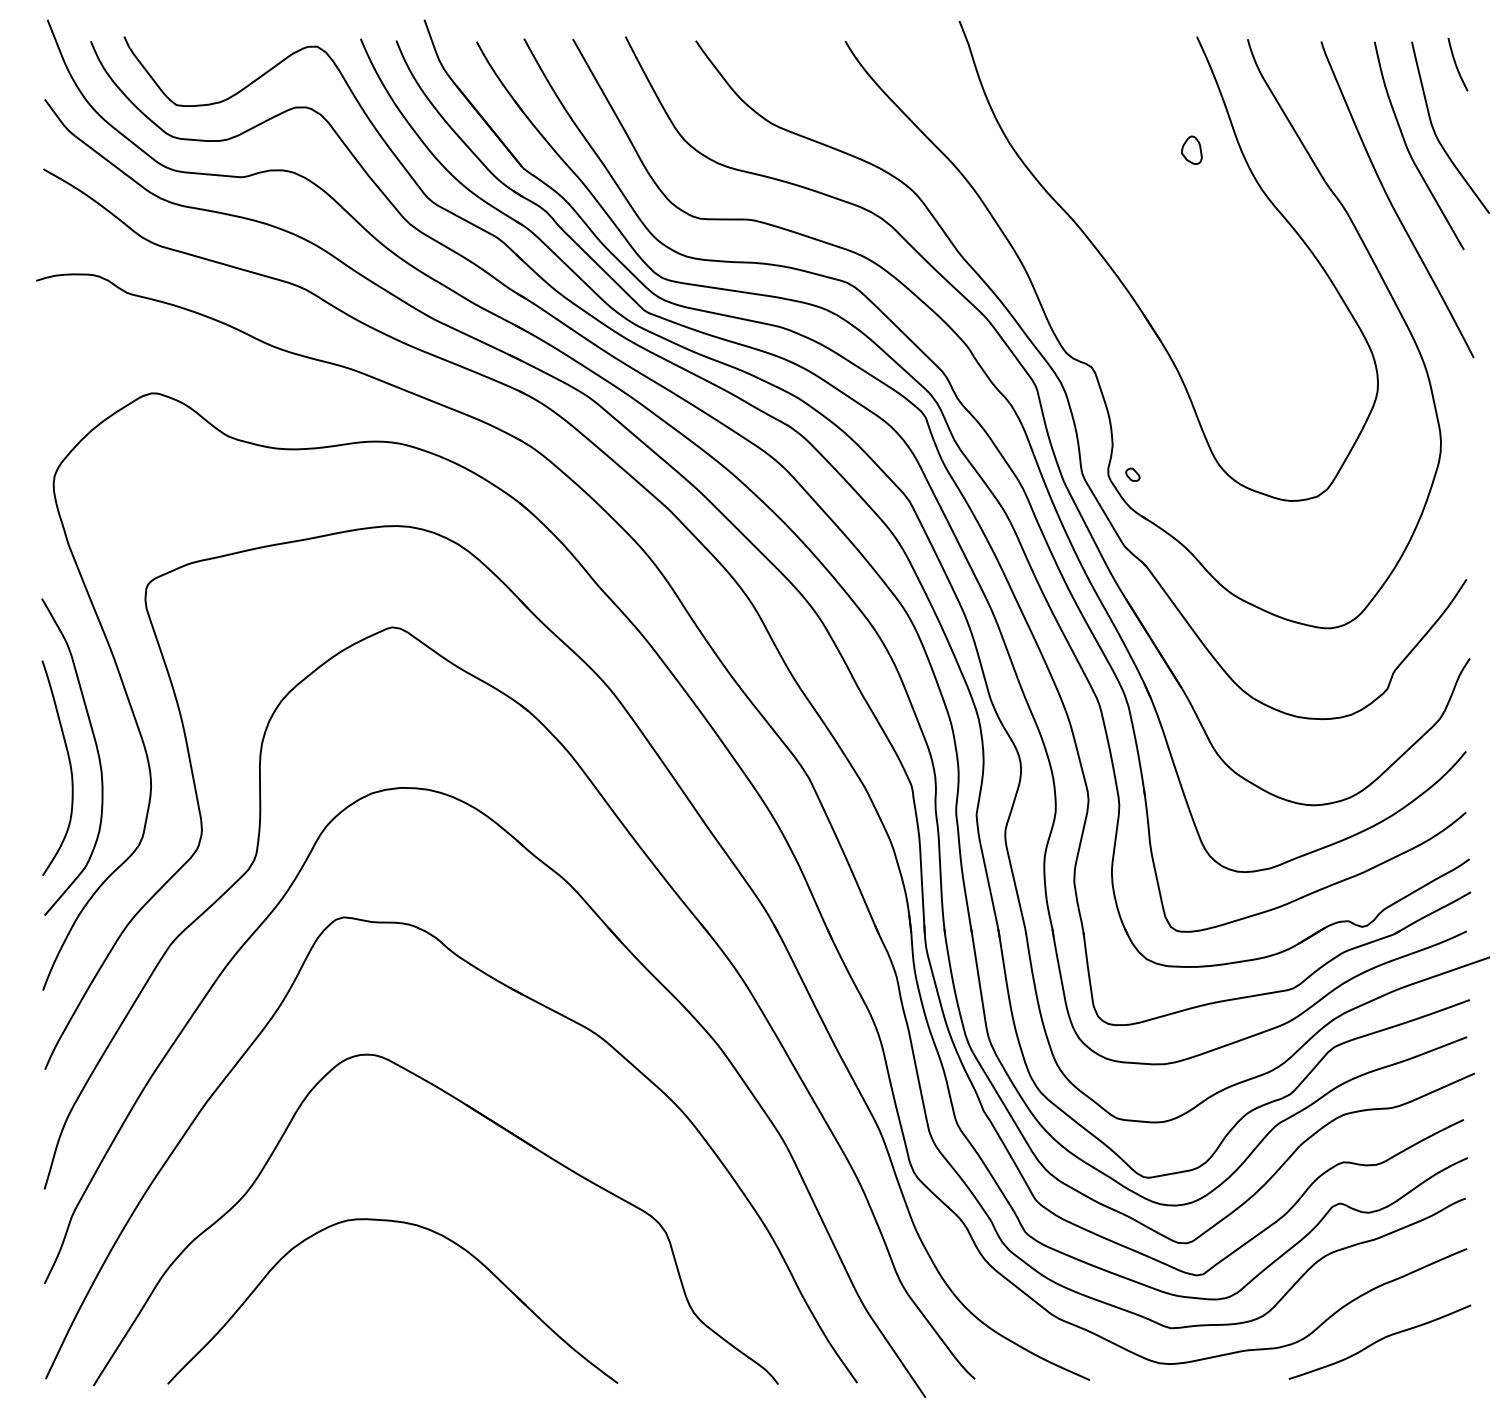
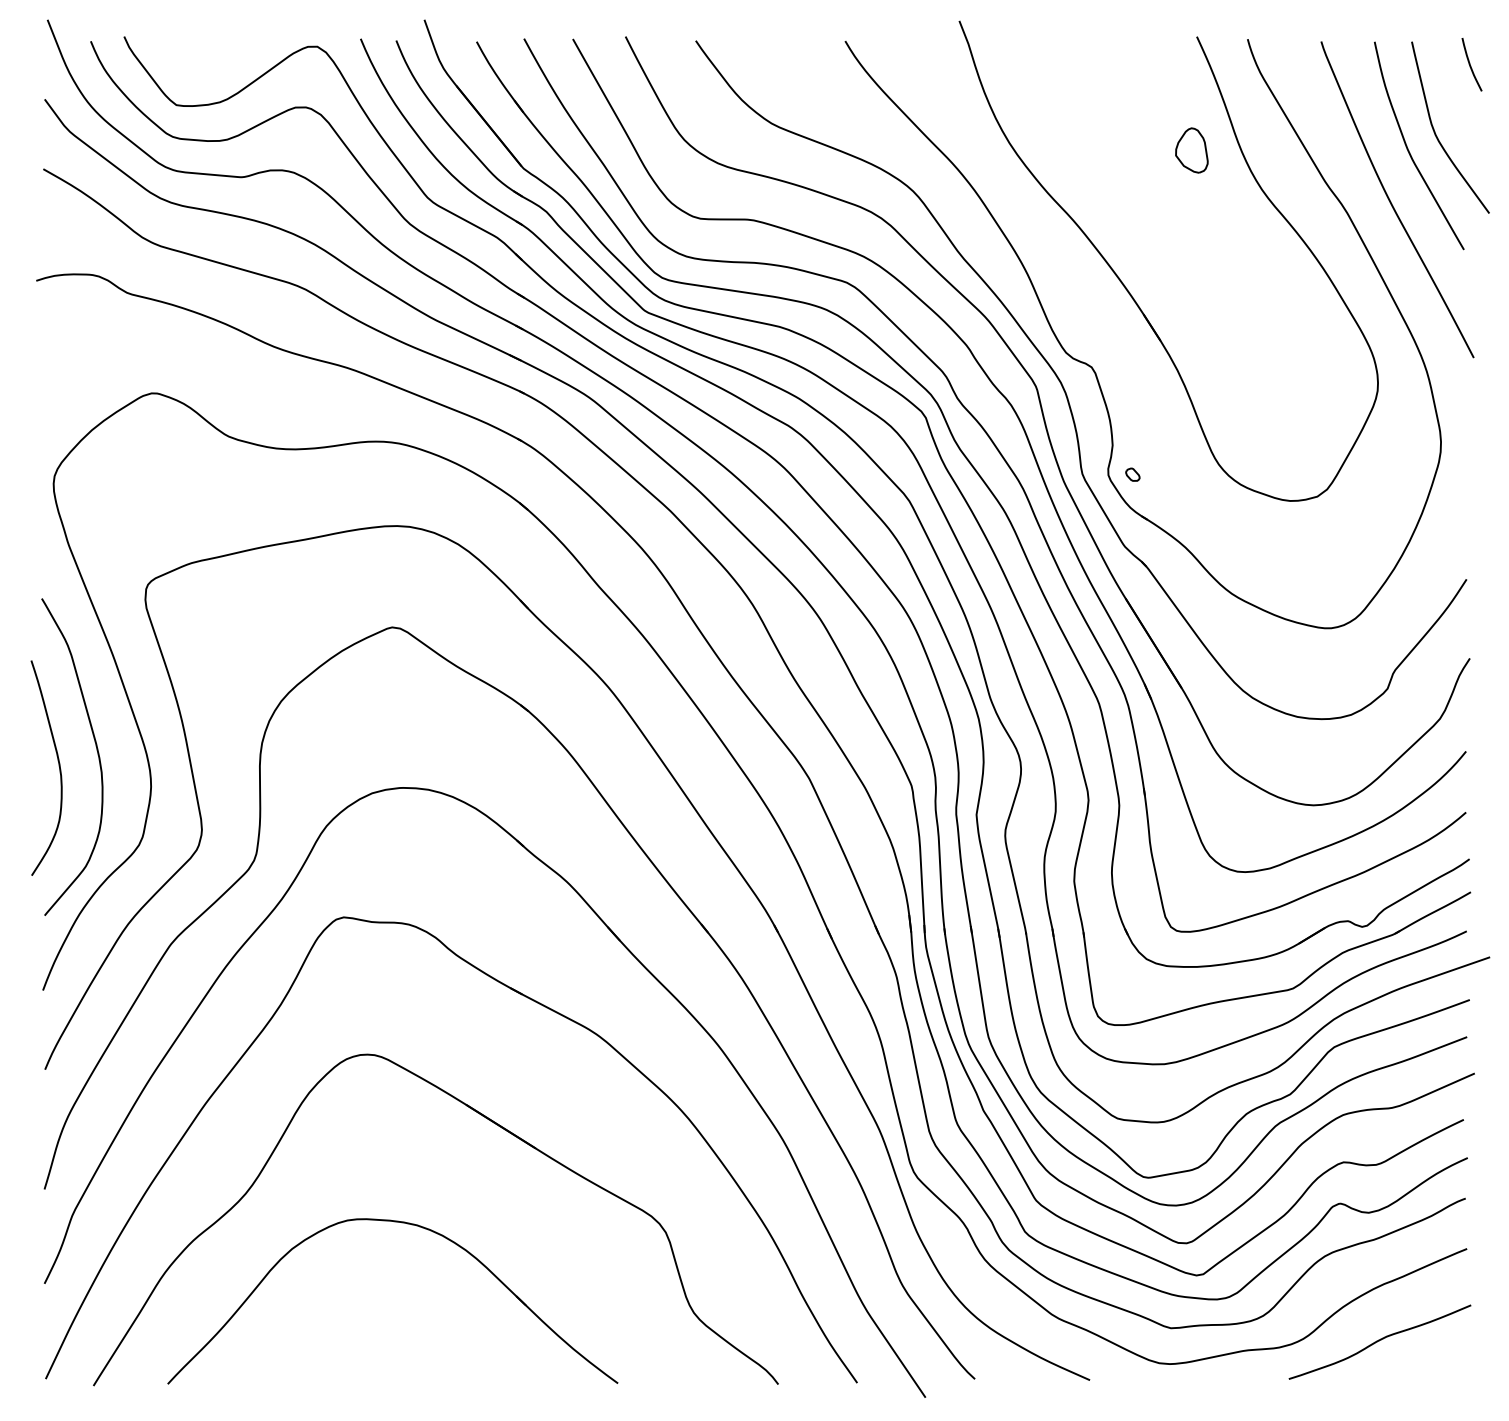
curve position: (1456, 64) -> (1470, 64) (1470, 64)
part size: 22x30 px -> 34x47 px (1191, 150)
curve position: (69, 766) -> (58, 766) (58, 766)
